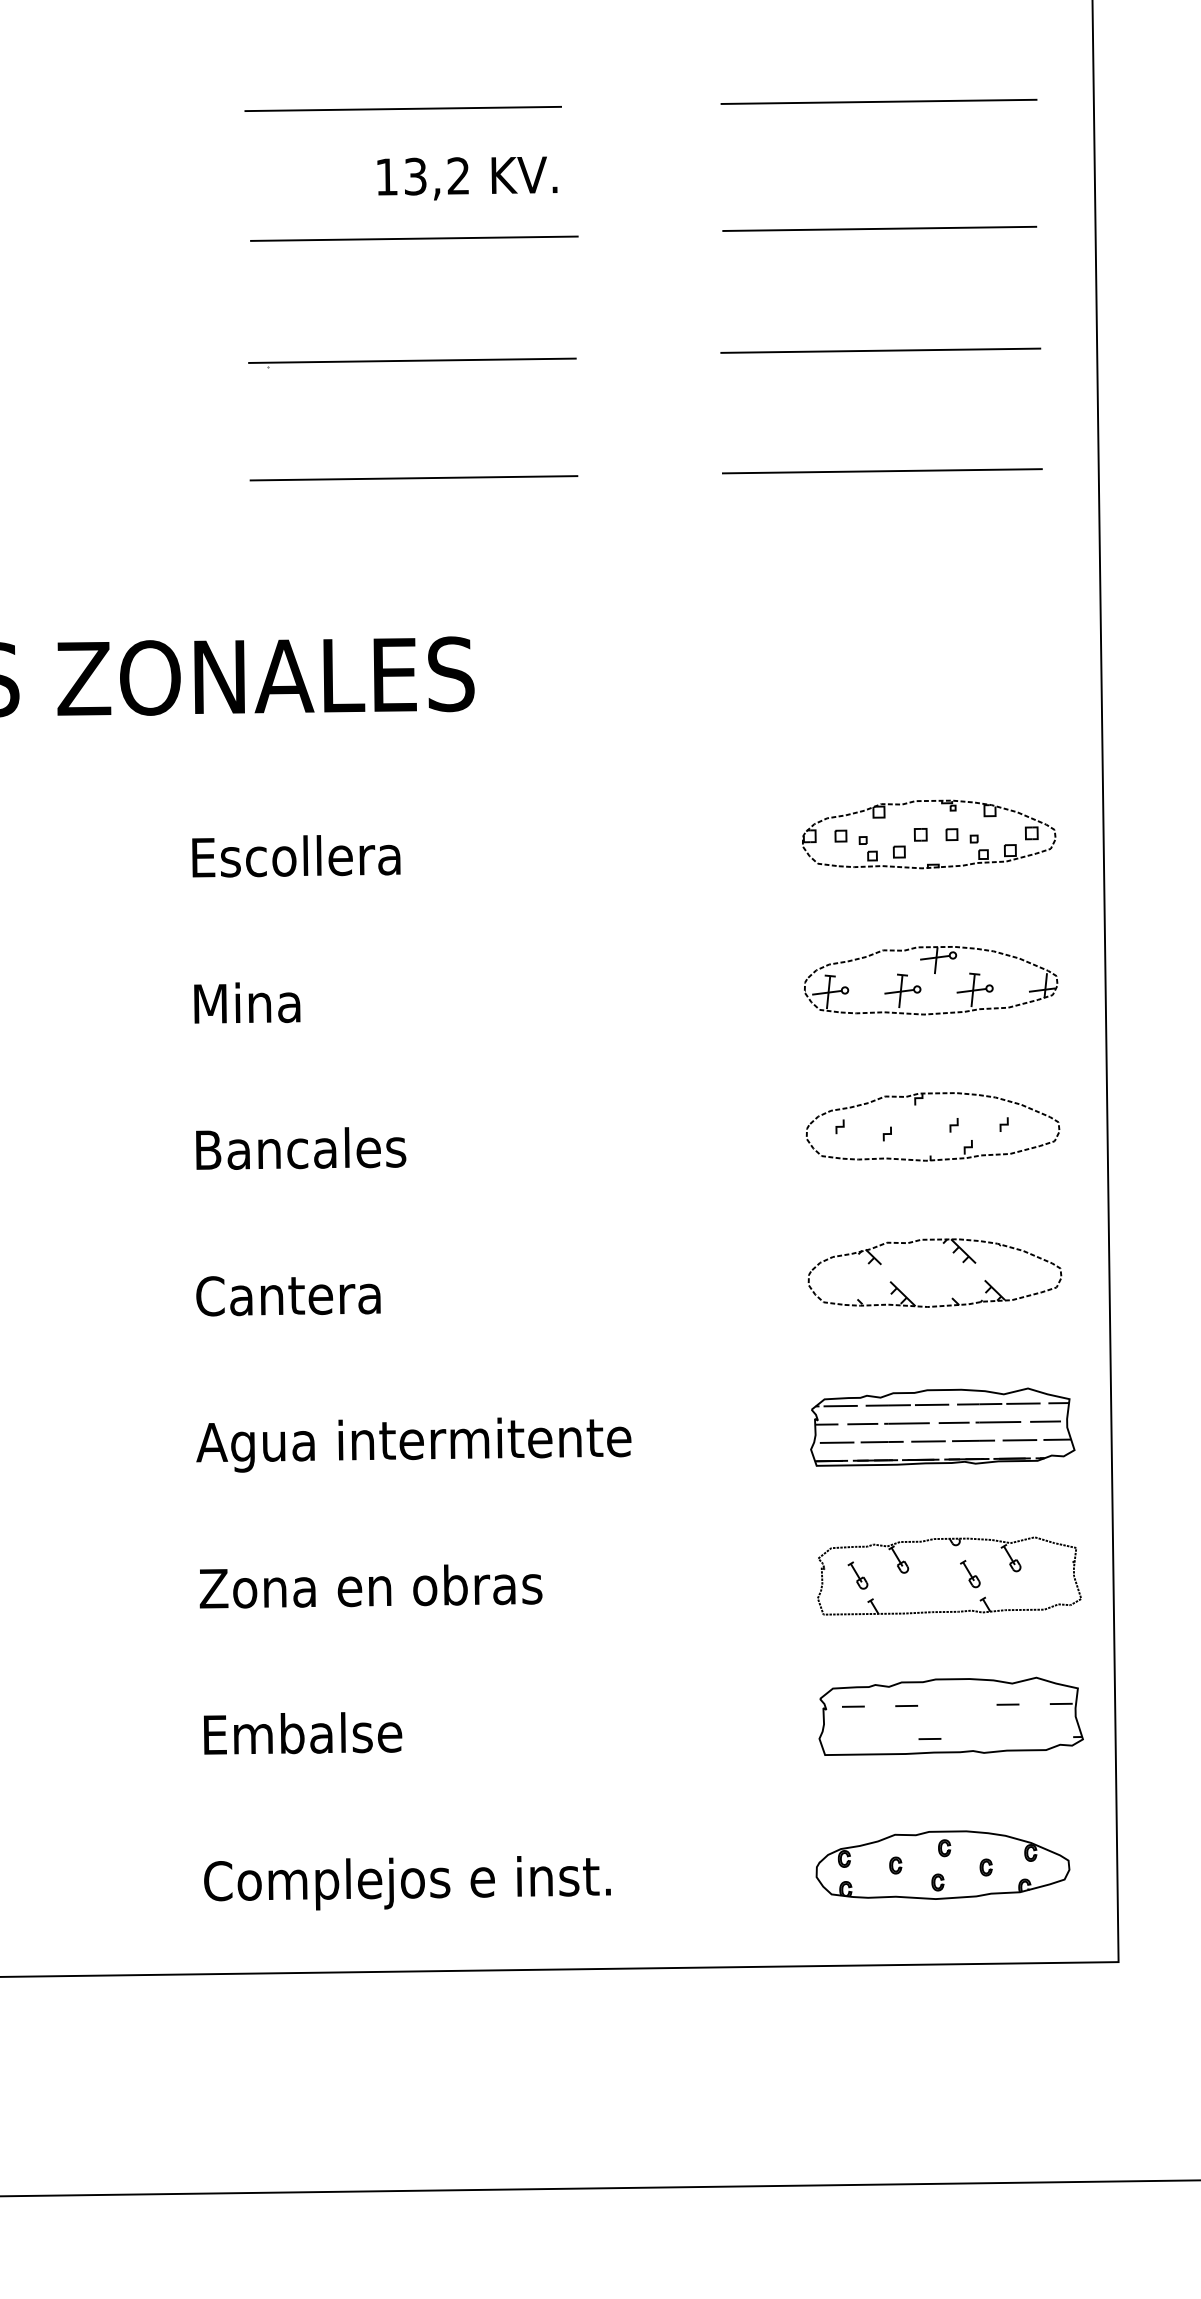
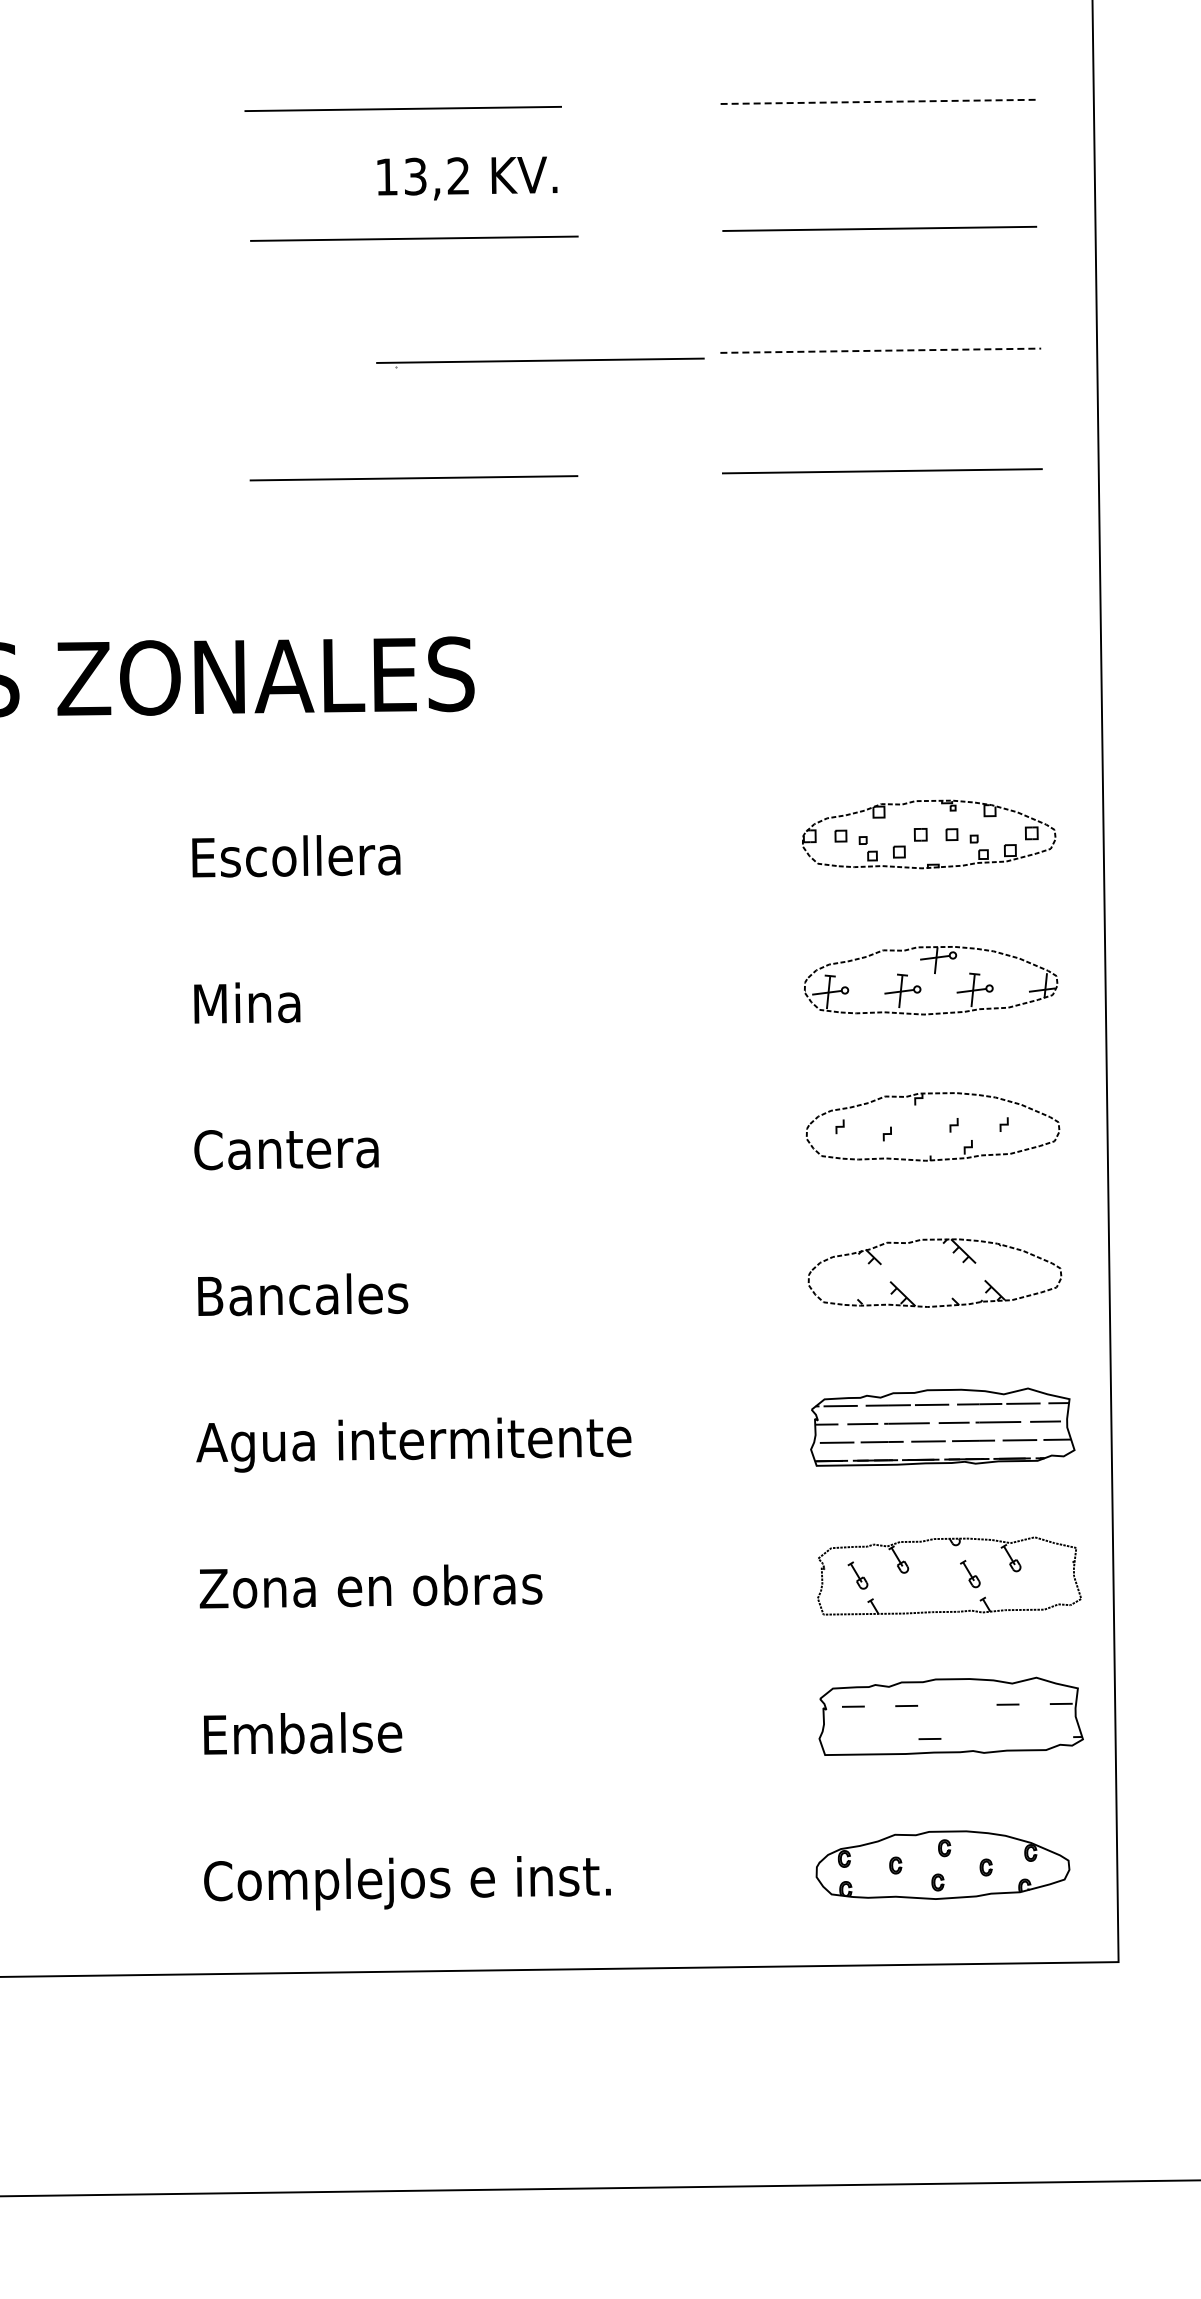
line: solid -> dashed (879, 101)
line: solid -> dashed (881, 350)
part position: (412, 362) -> (540, 362) (540, 362)
text: Bancales -> Cantera (300, 1148)
text: Cantera -> Bancales (302, 1294)
